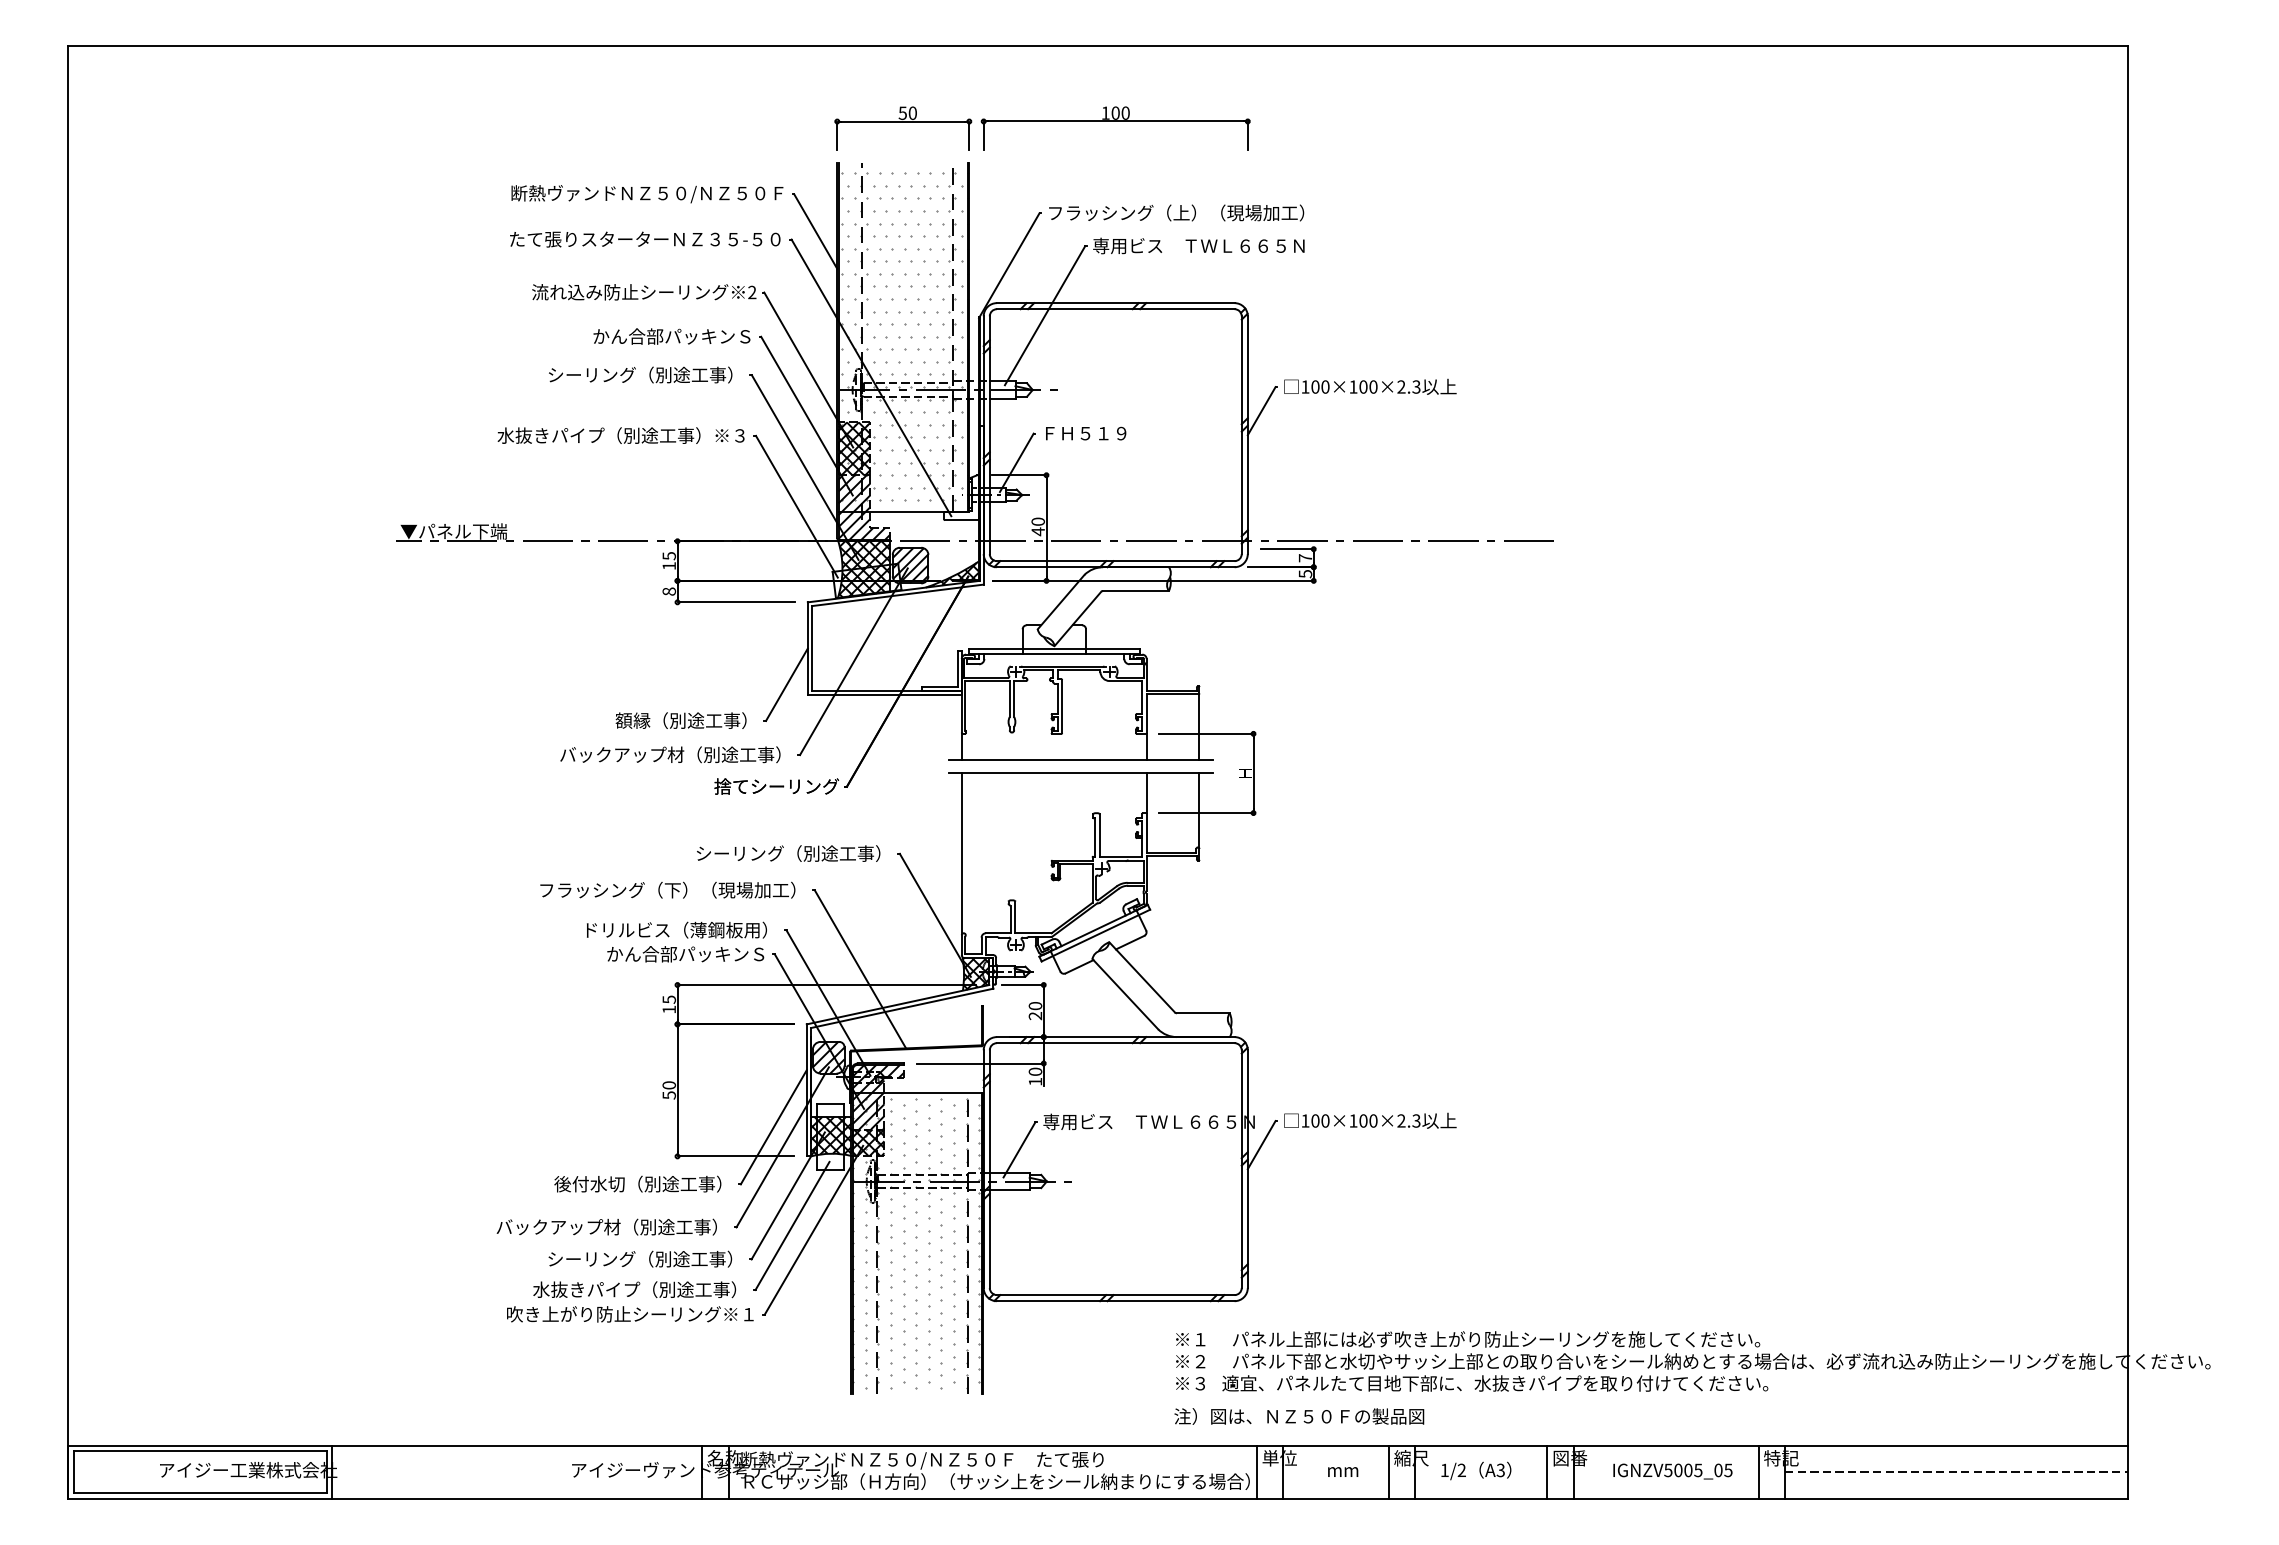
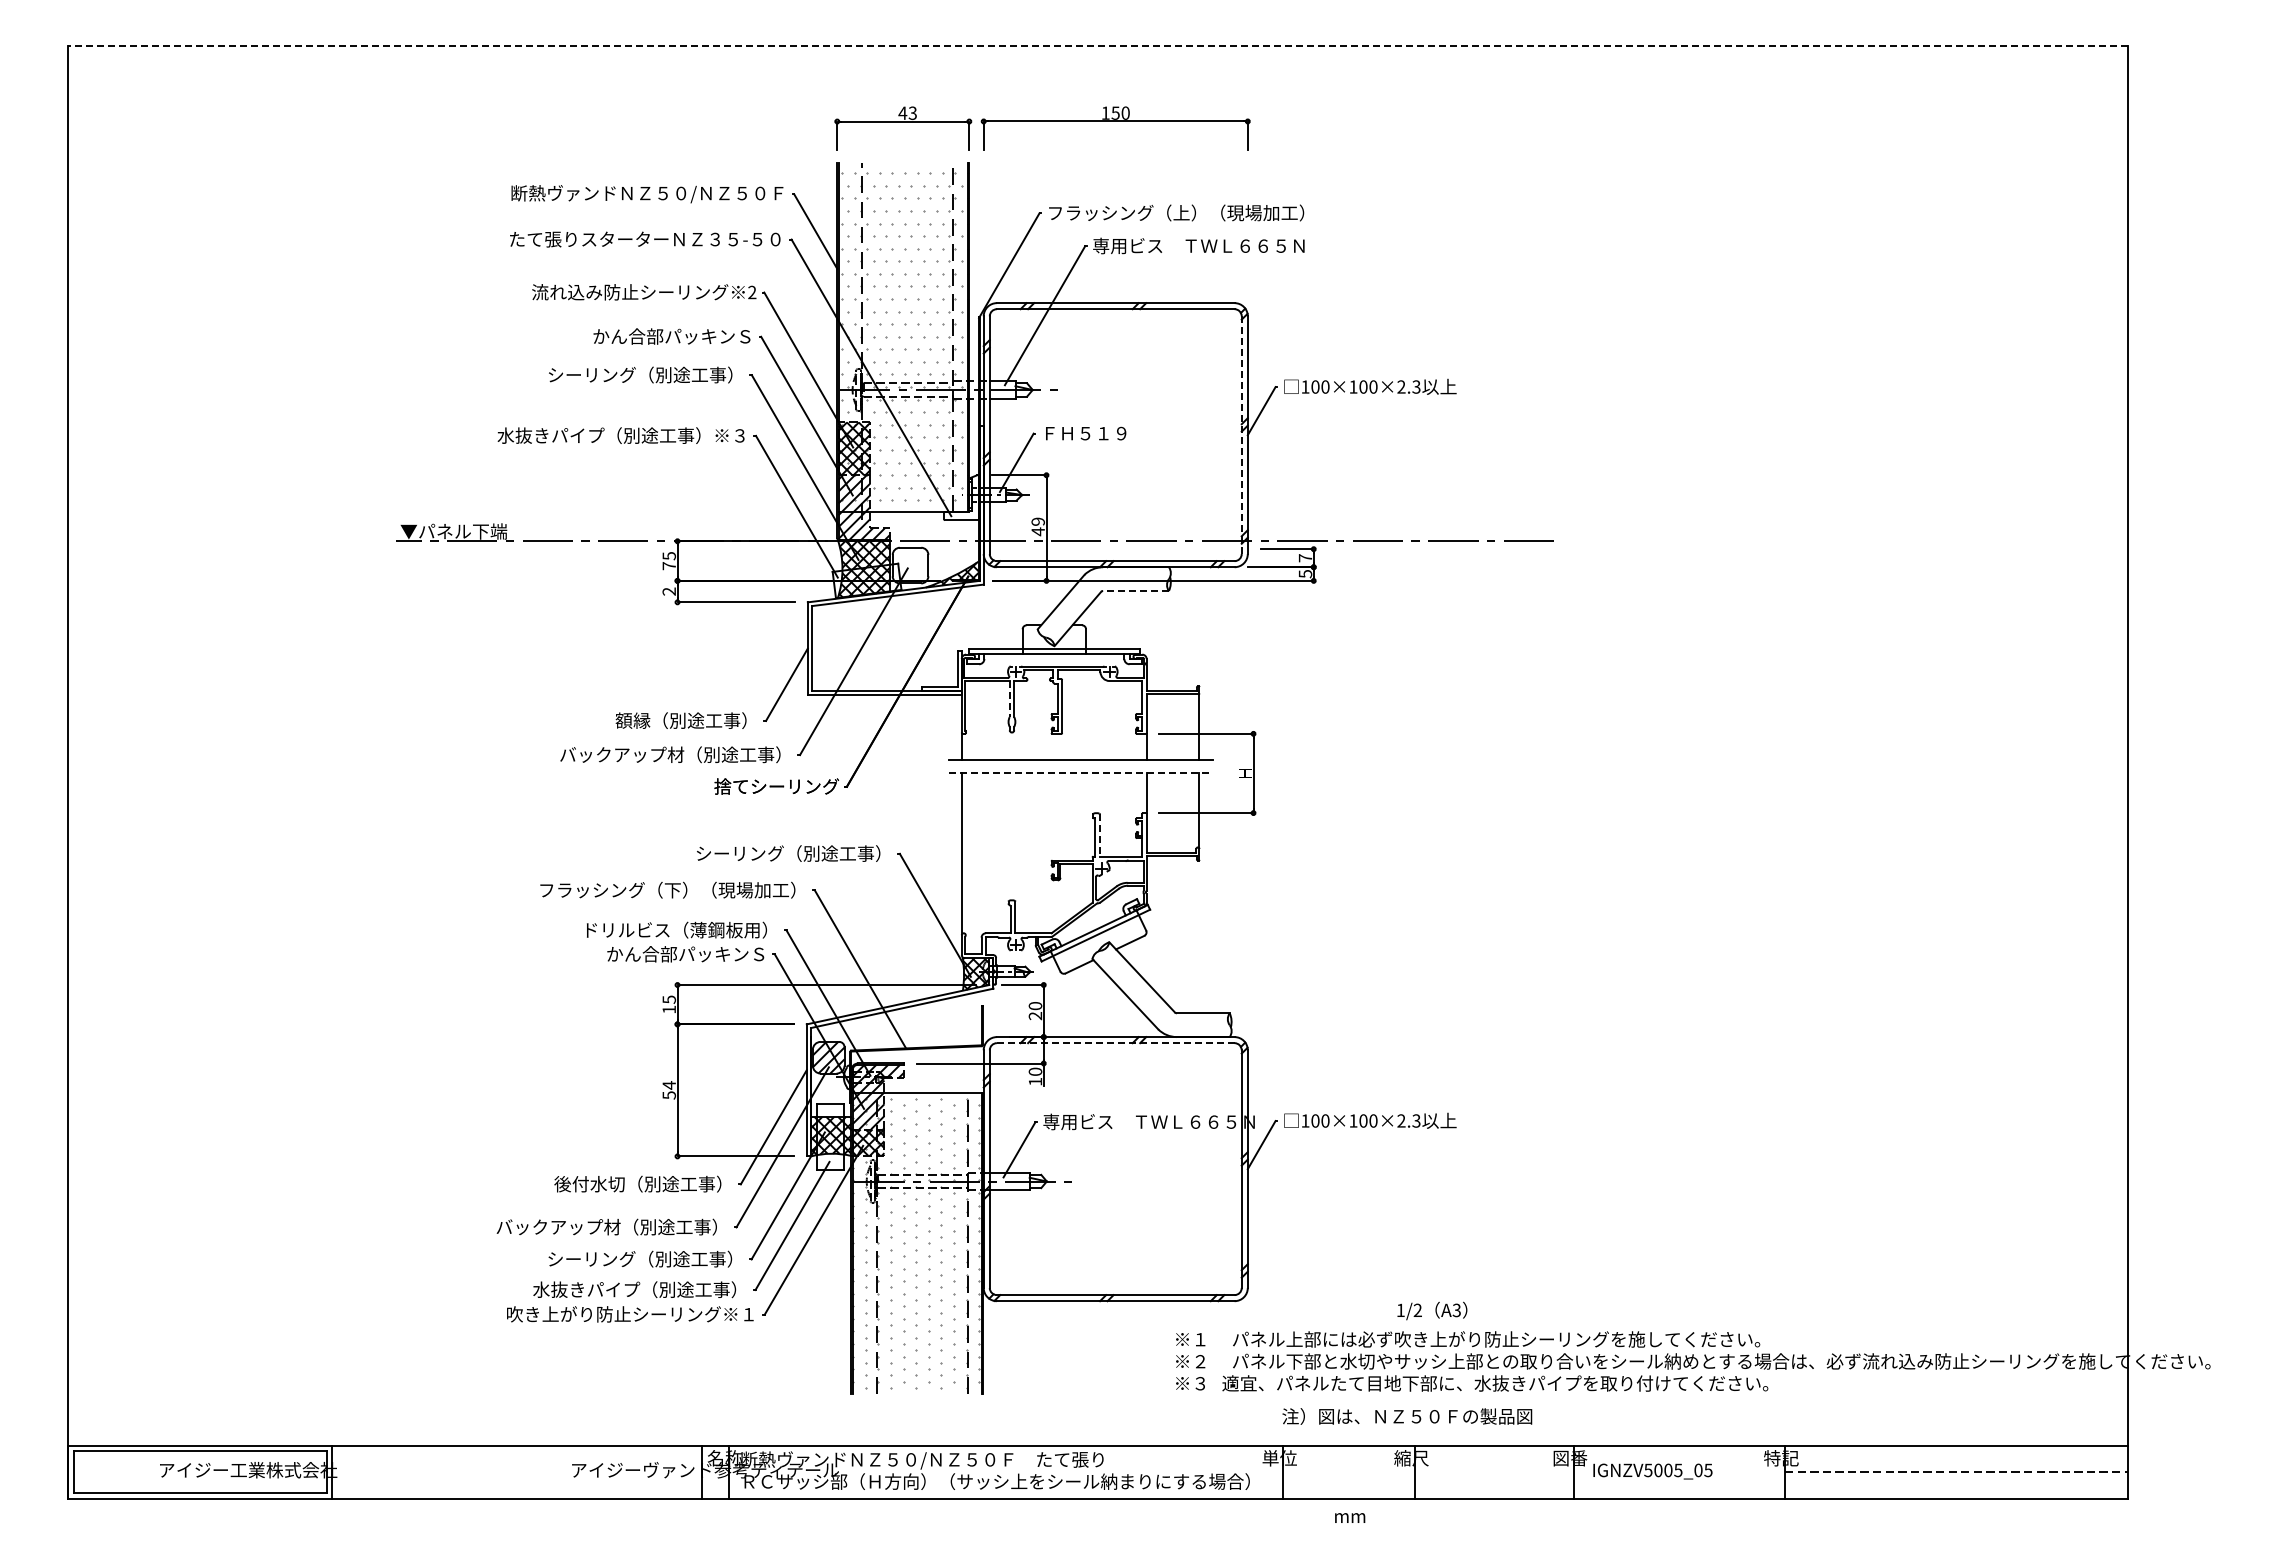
line: solid -> dashed (1098, 46)
text: 100 -> 150 (1115, 112)
text: 50 -> 43 (907, 113)
line: solid -> dashed (1241, 435)
text: 40 -> 49 (1037, 521)
hatch: present -> none (910, 565)
text: 15 -> 75 (668, 566)
text: 8 -> 2 (669, 591)
line: solid -> dashed (1136, 591)
line: solid -> dashed (1009, 699)
line: solid -> dashed (1081, 773)
line: solid -> dashed (1099, 836)
line: solid -> dashed (1115, 1043)
text: 50 -> 54 (669, 1085)
text position: (1299, 1416) -> (1407, 1416) (1407, 1416)
text position: (1476, 1470) -> (1432, 1310) (1432, 1310)
line: present -> none (1256, 1471)
text position: (1343, 1471) -> (1350, 1517) (1350, 1517)
line: present -> none (1388, 1471)
line: present -> none (1547, 1471)
text position: (1672, 1471) -> (1652, 1471) (1652, 1471)
line: present -> none (1758, 1471)
